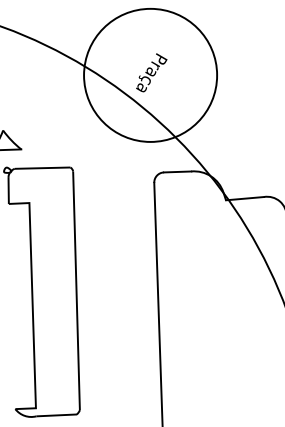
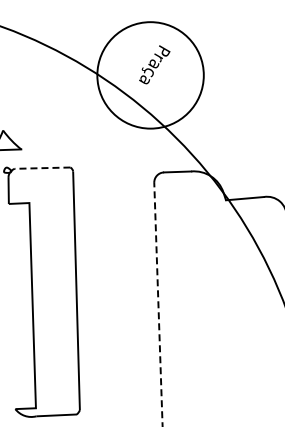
text position: (151, 72) -> (154, 64) (154, 64)
circle diameter: 133 px -> 106 px (150, 75)
line: solid -> dashed (42, 168)
line: solid -> dashed (158, 304)
